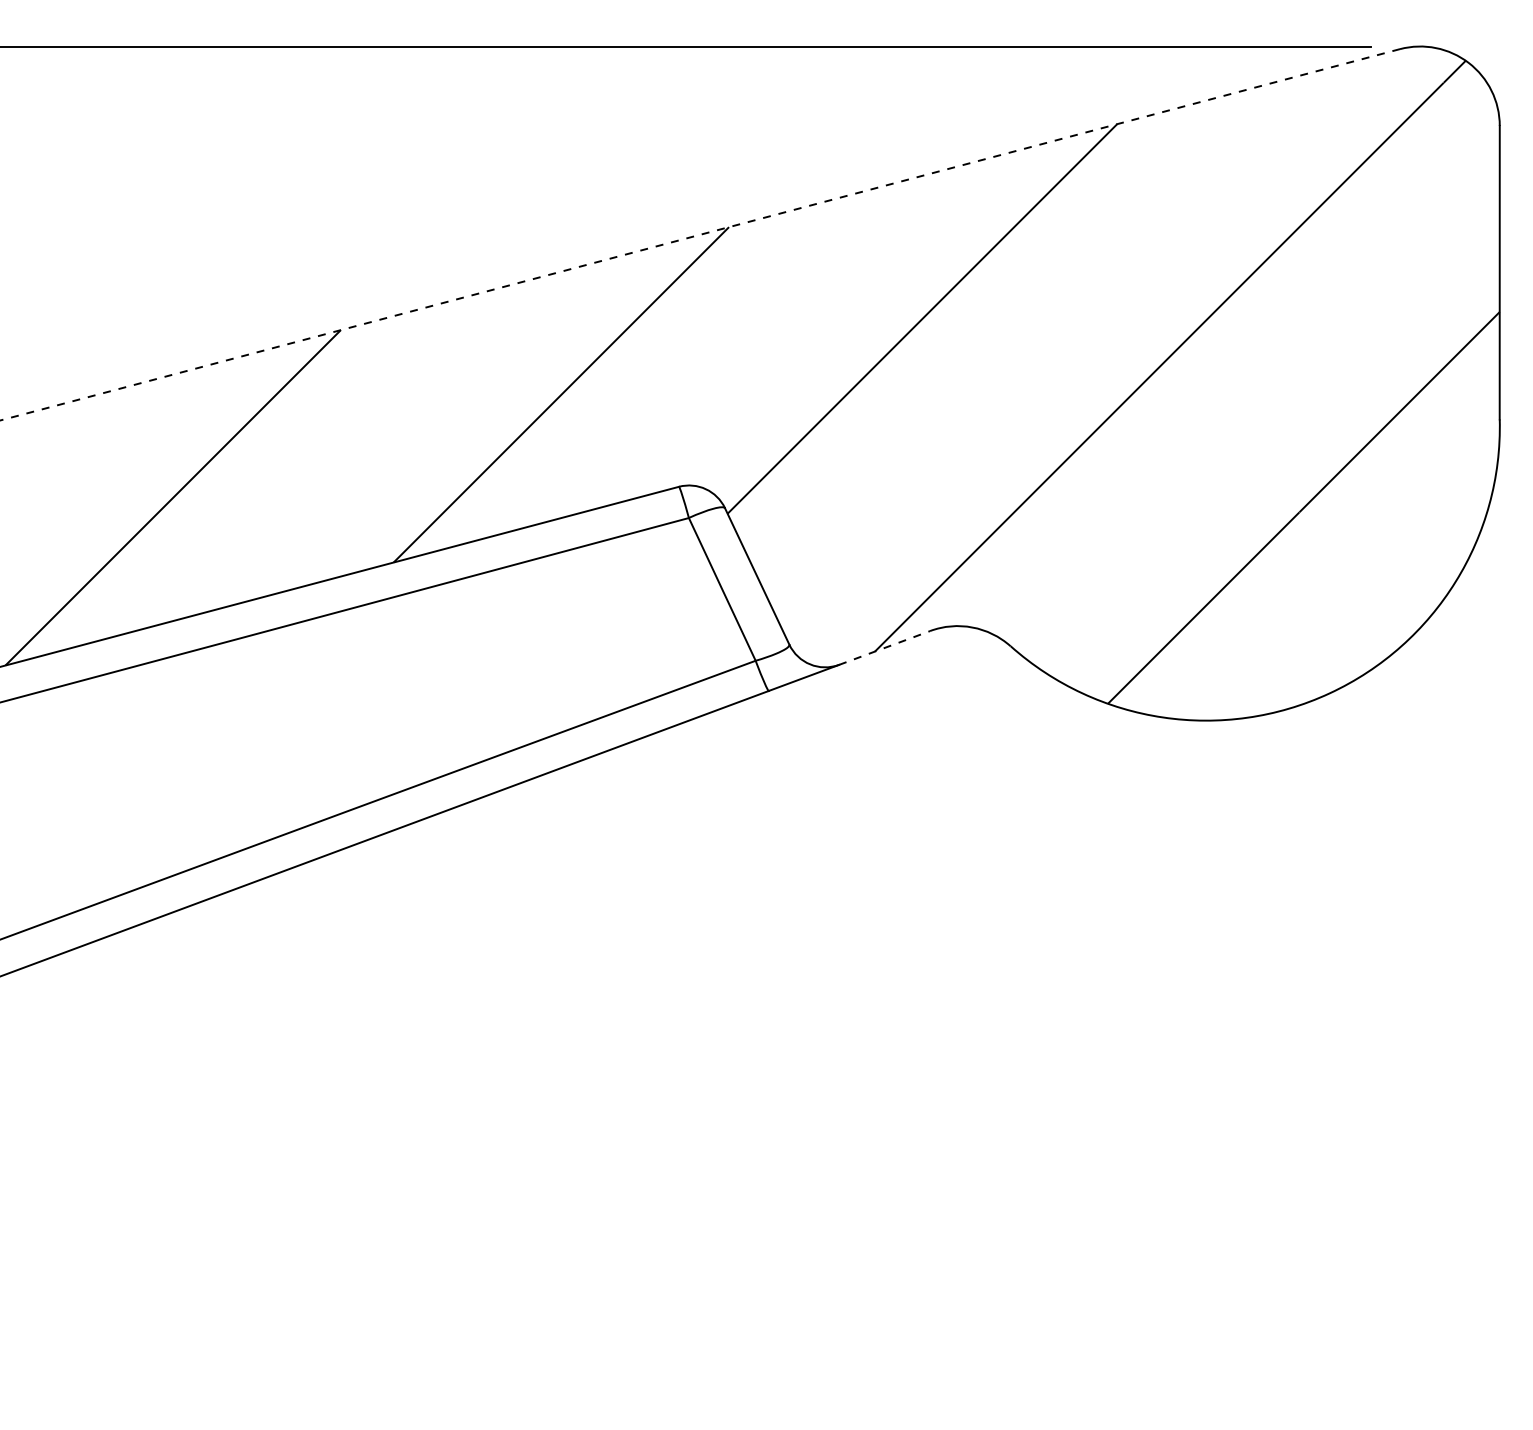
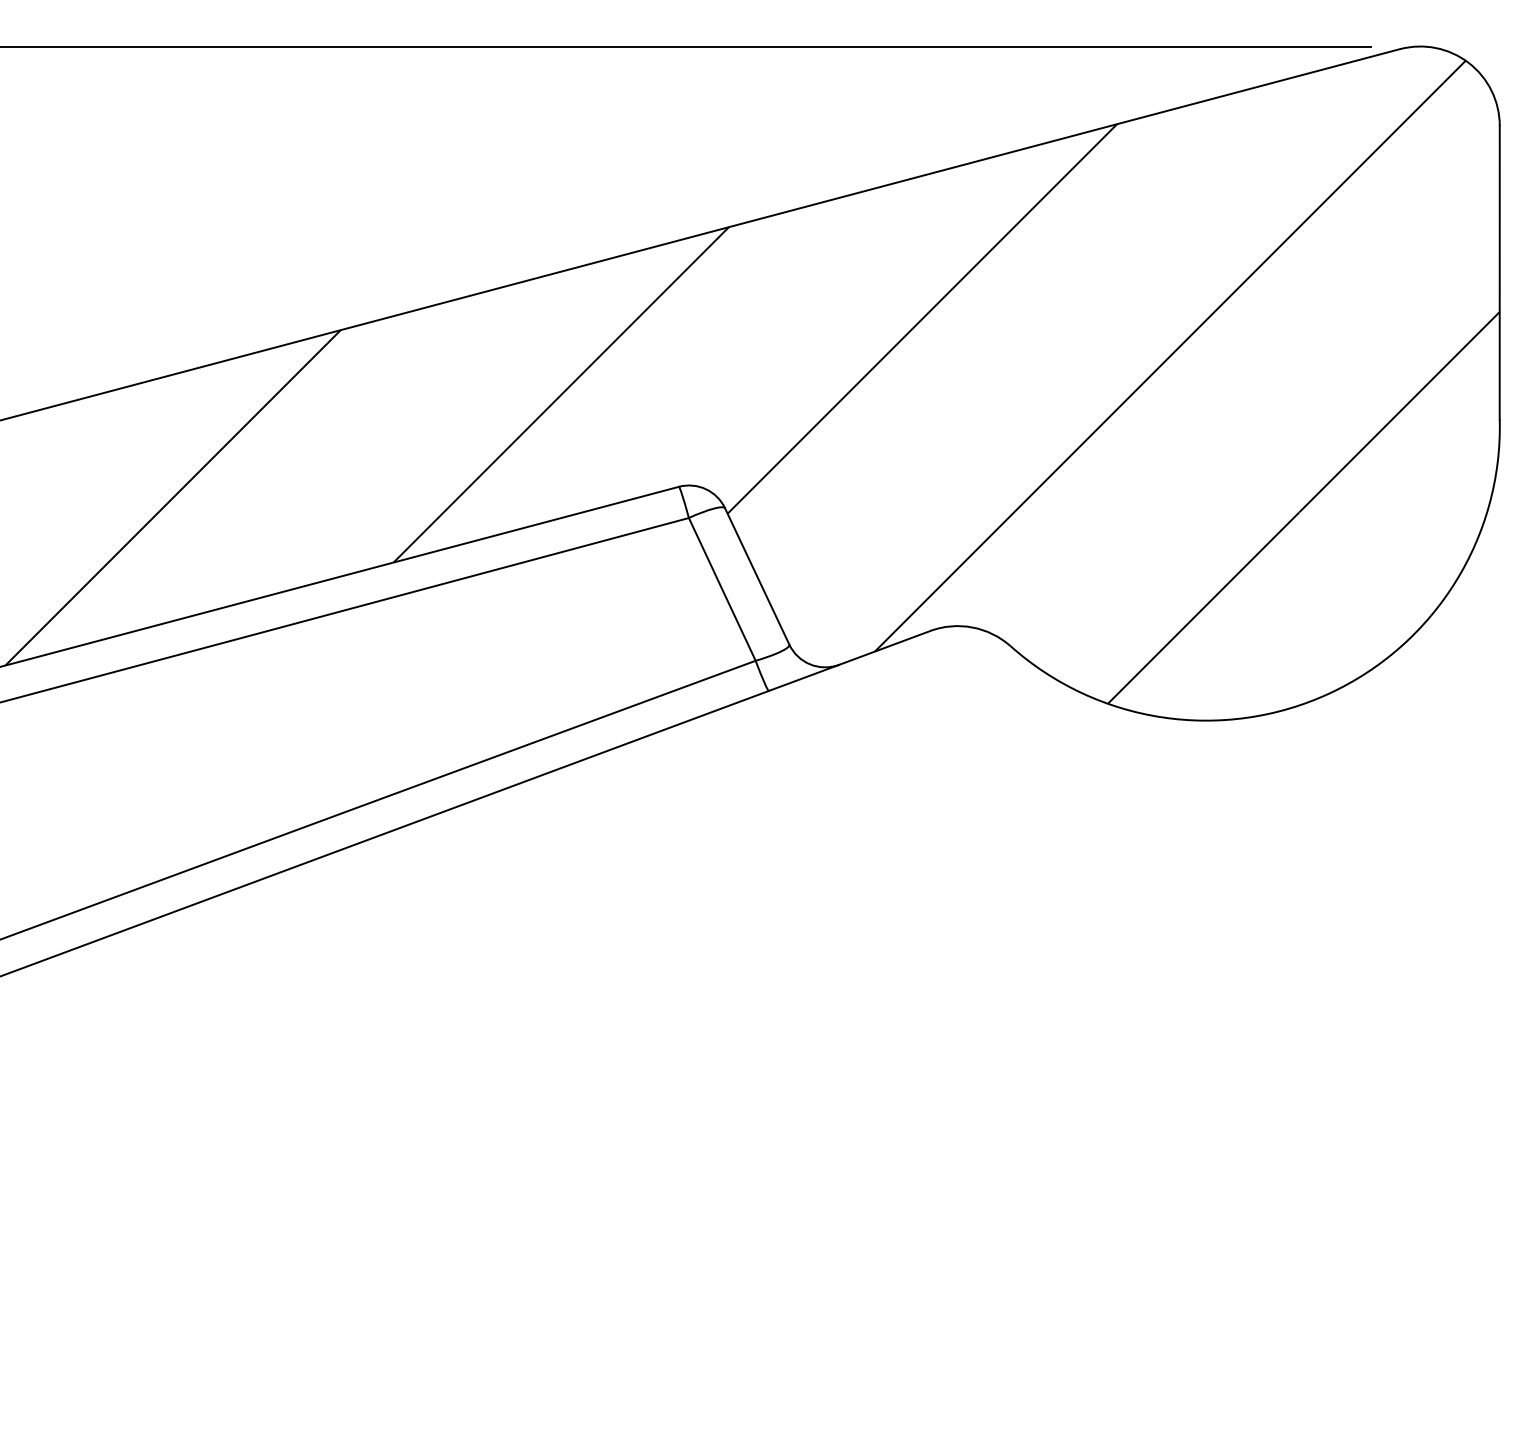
line: dashed -> solid (700, 234)
line: dashed -> solid (884, 648)
